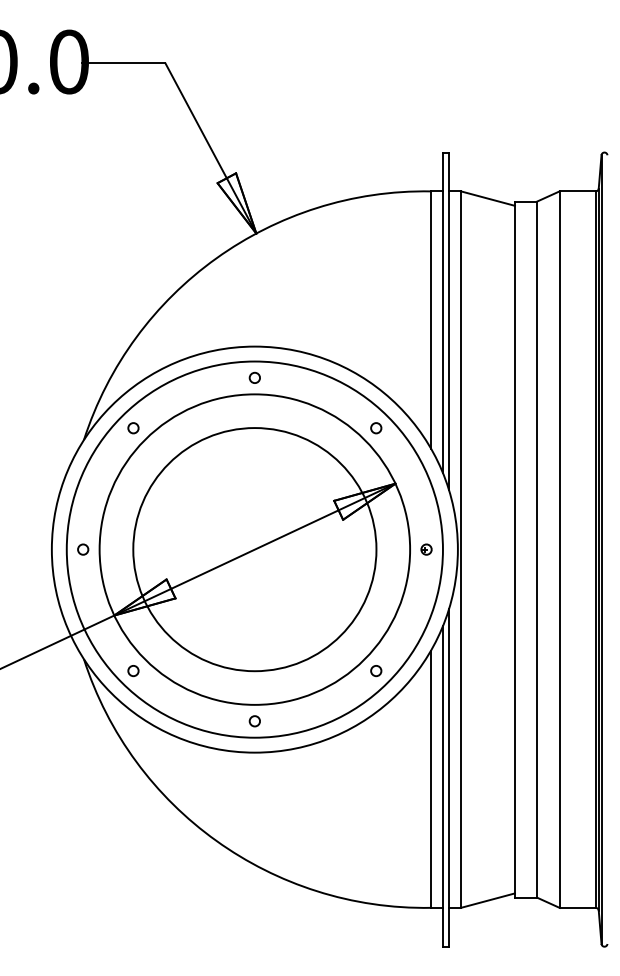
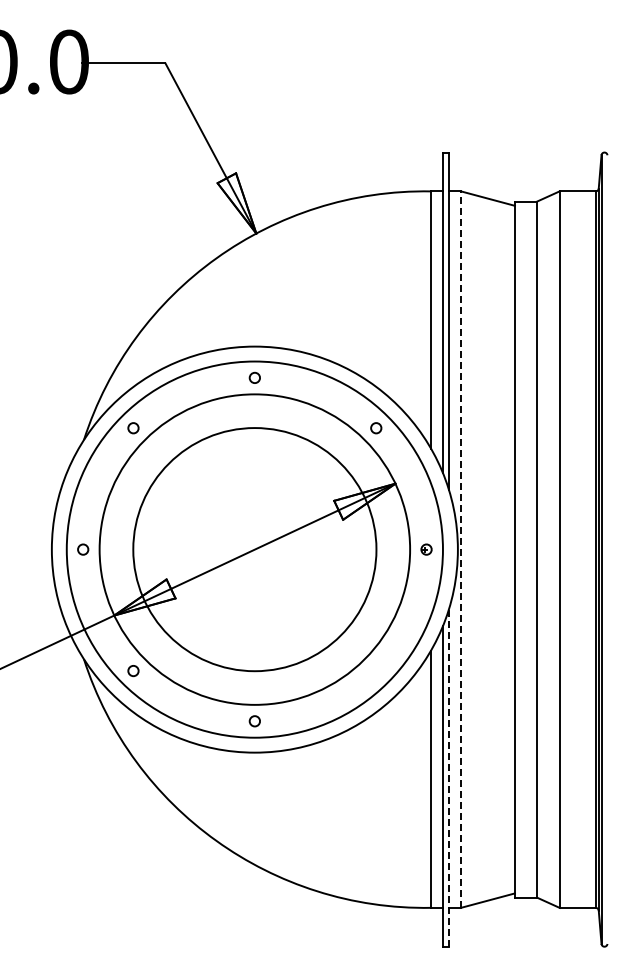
line: solid -> dashed (460, 549)
circle: present -> none (376, 671)
line: solid -> dashed (448, 777)
